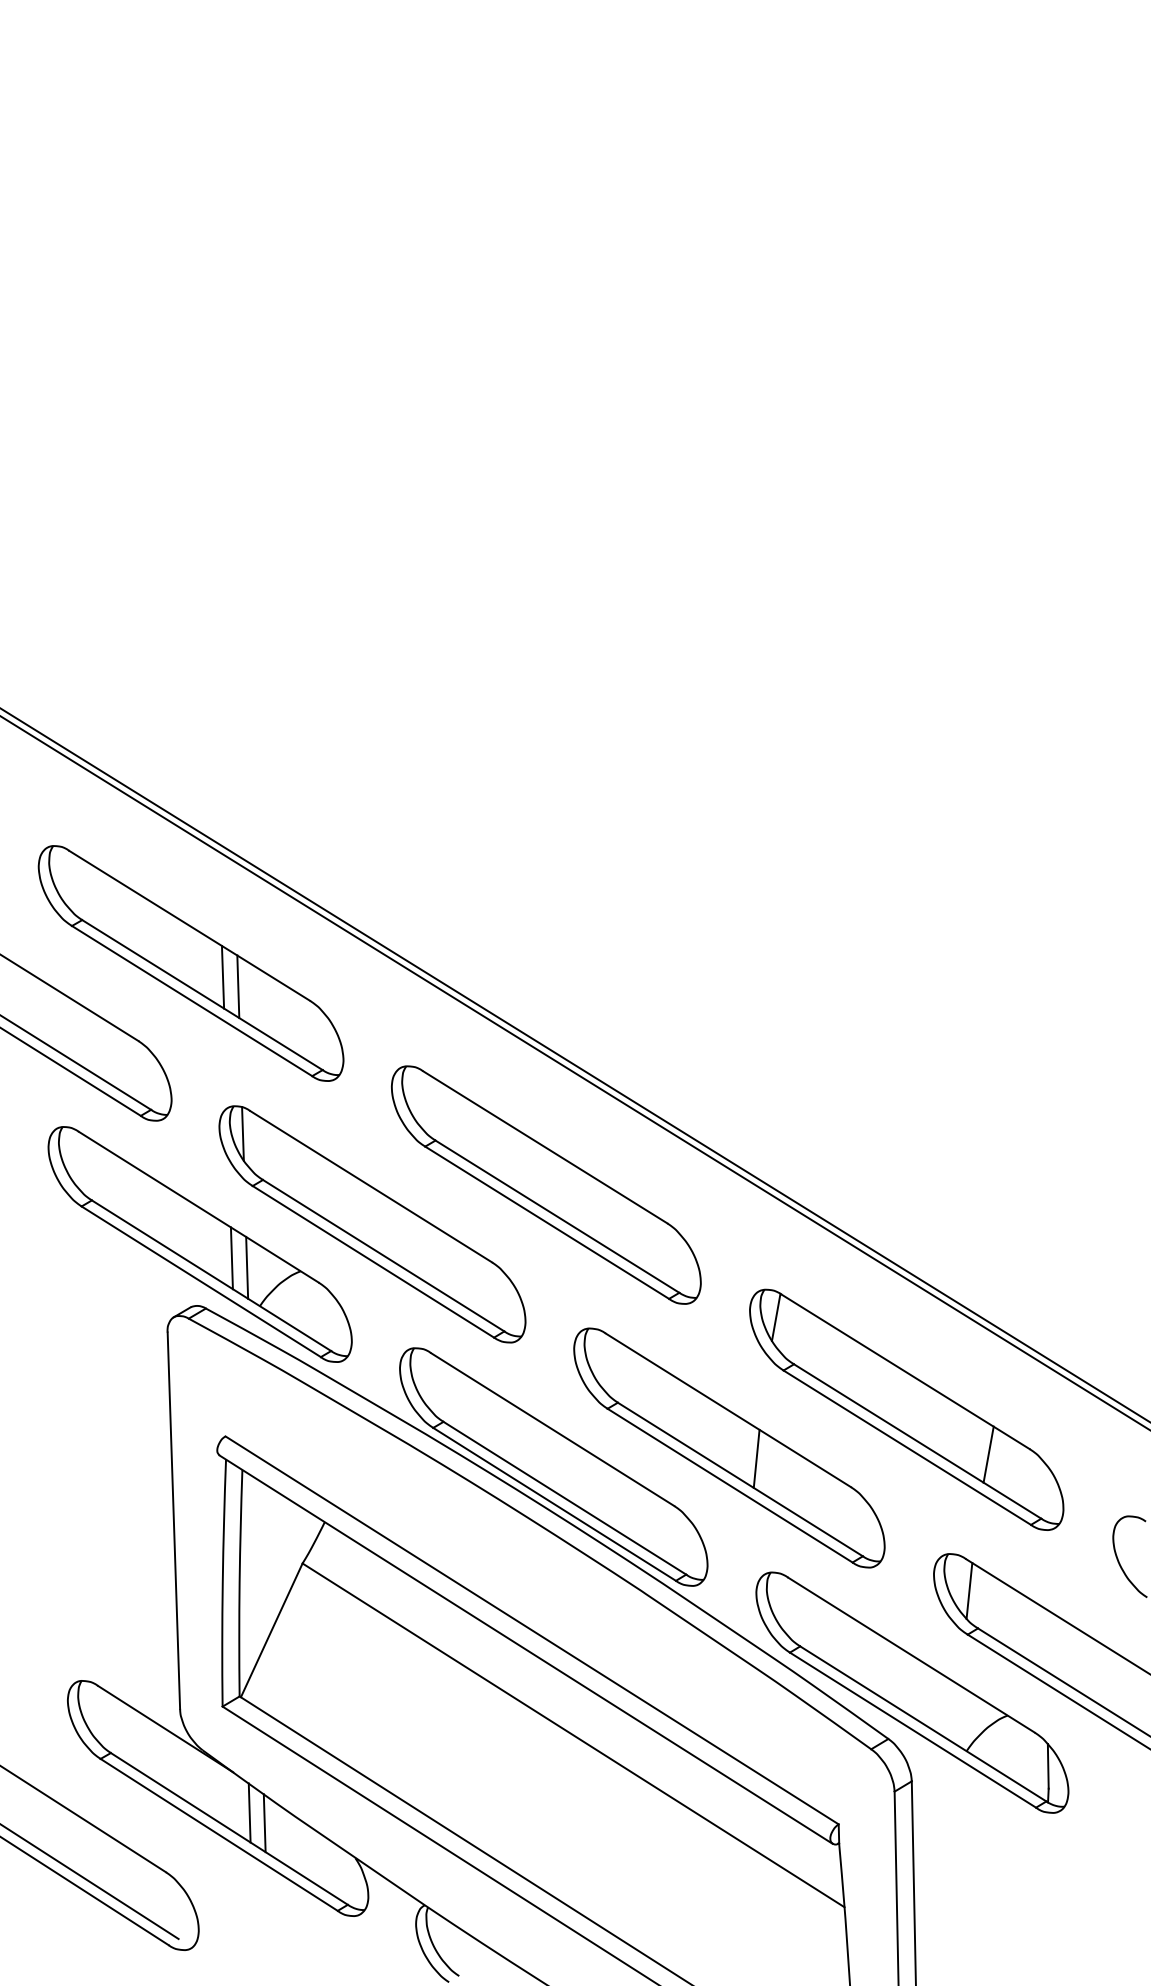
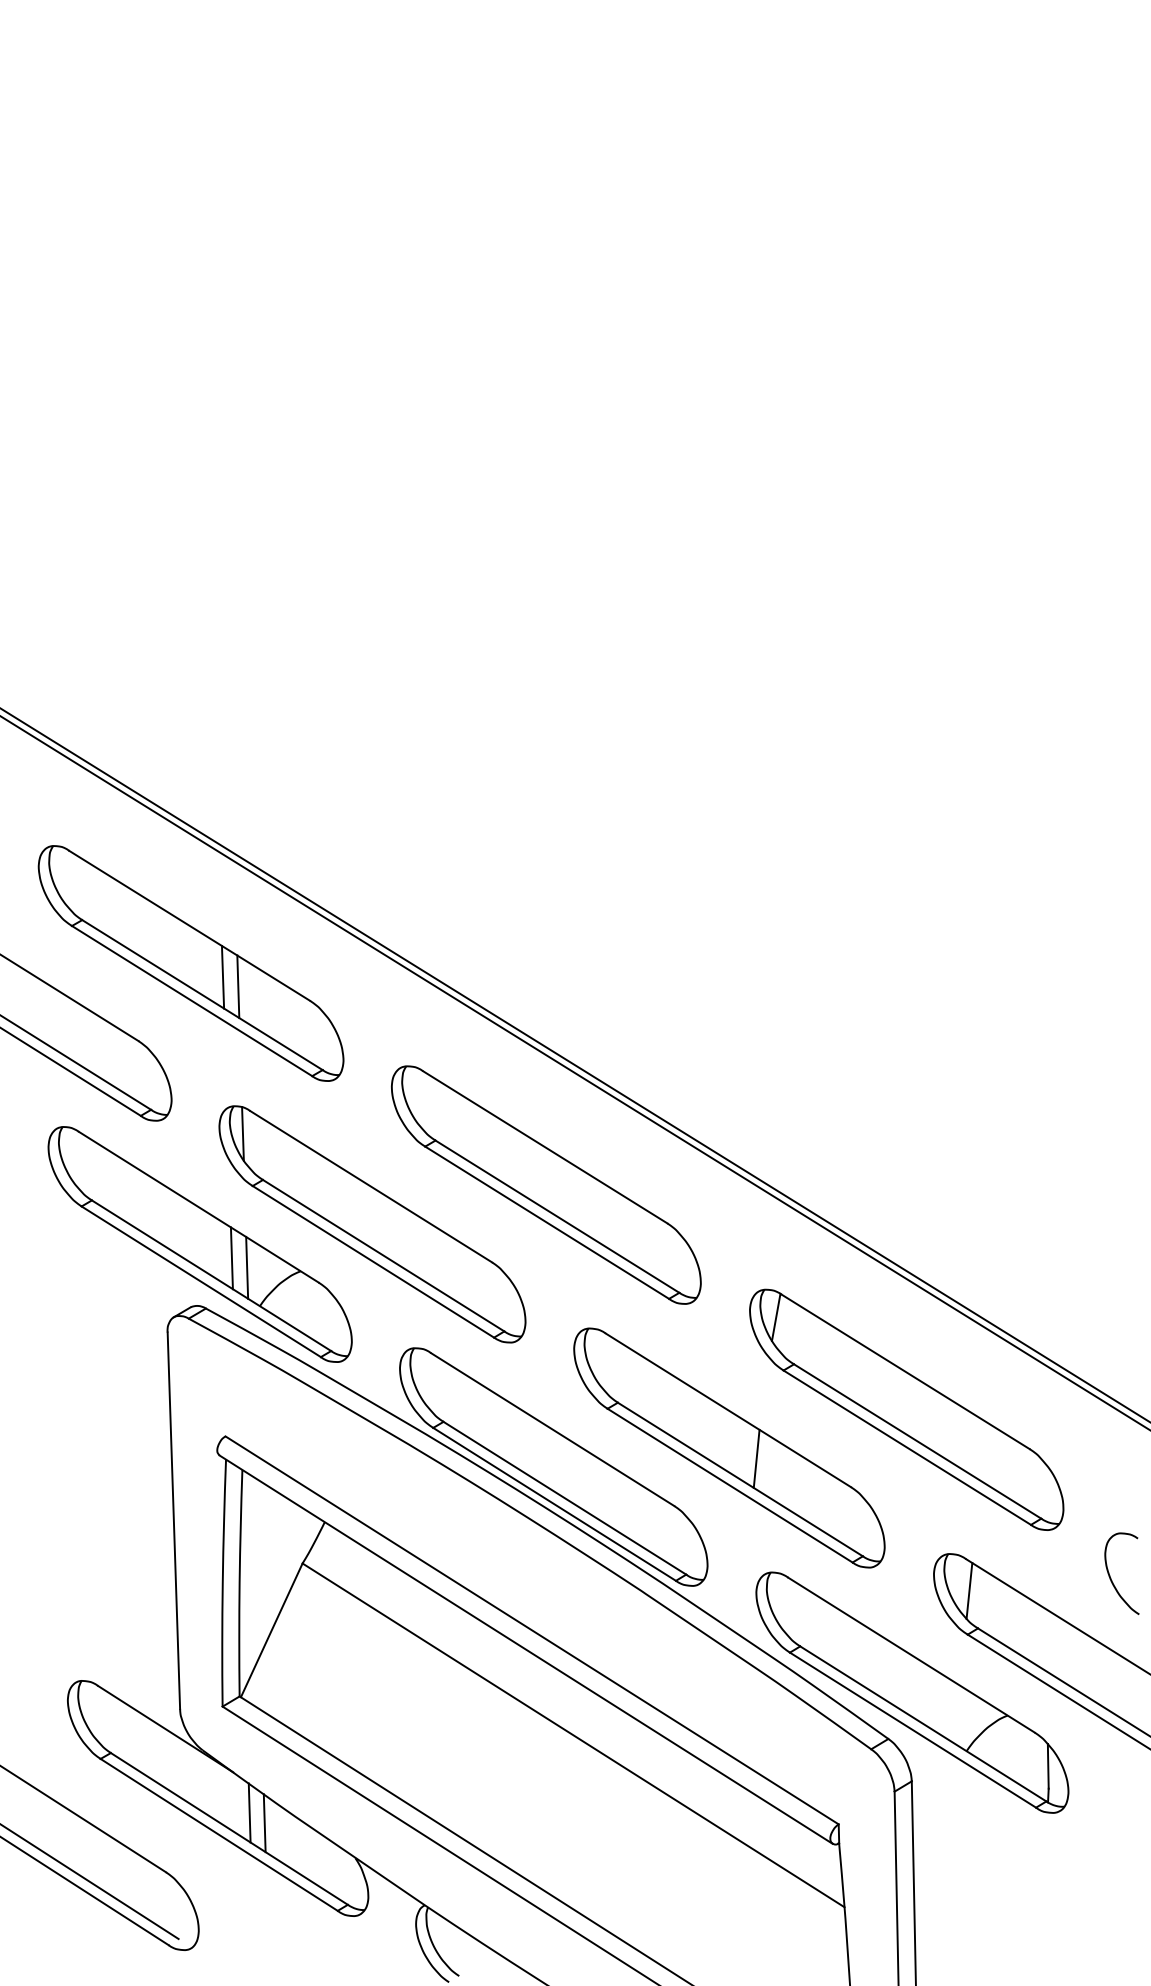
line: present -> none (988, 1454)
curve position: (1118, 1558) -> (1110, 1575) (1110, 1575)
